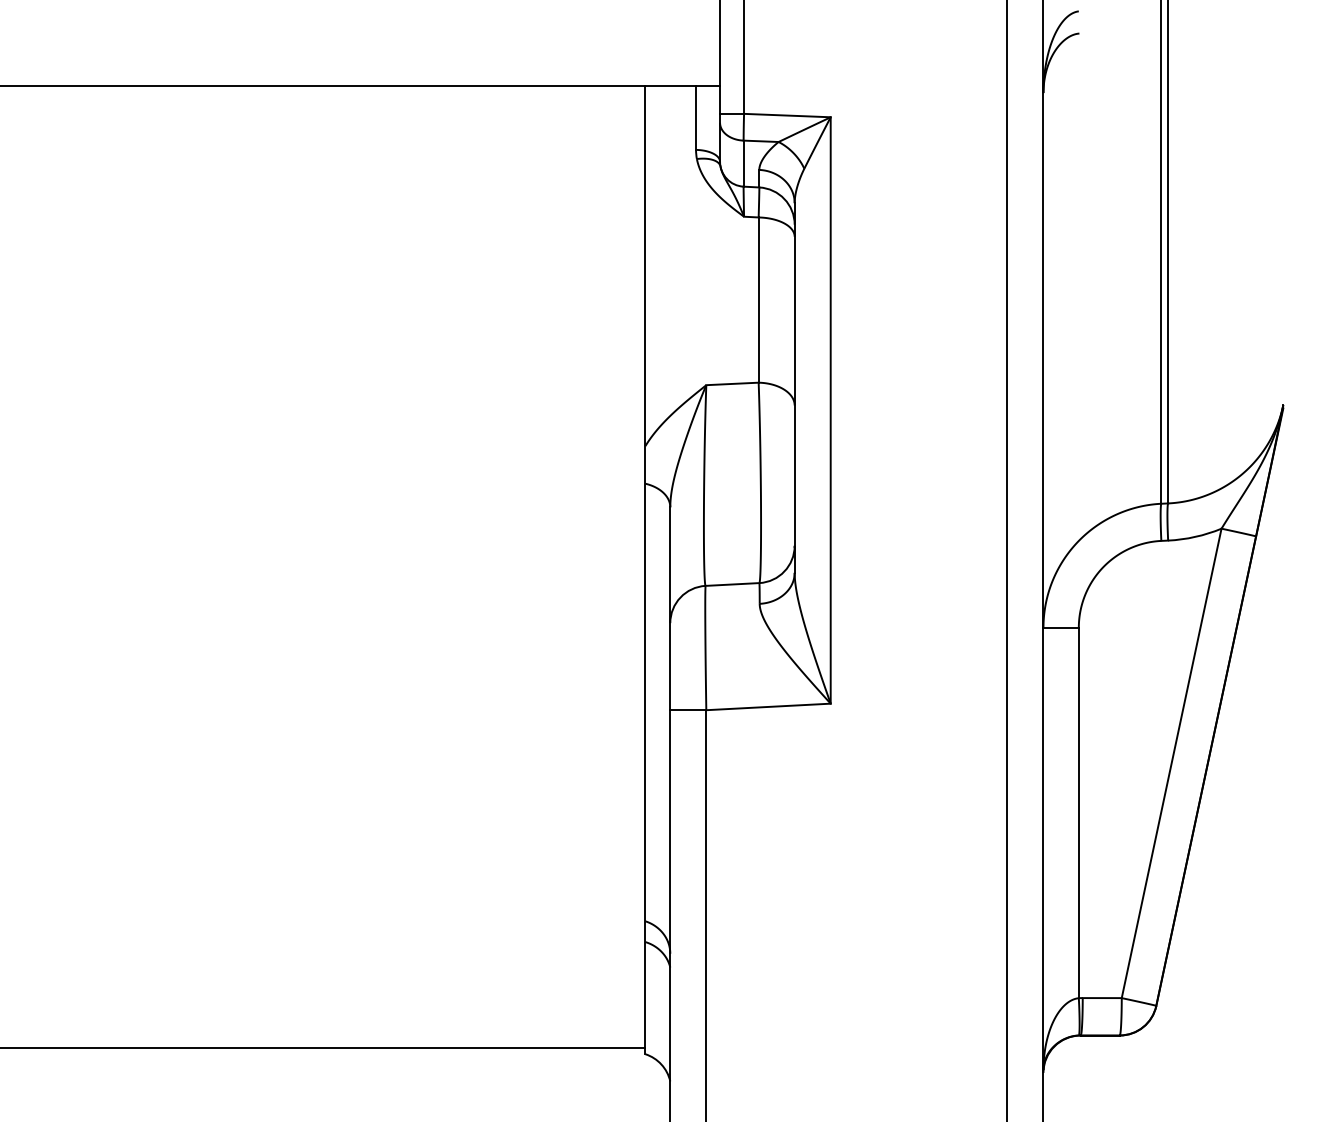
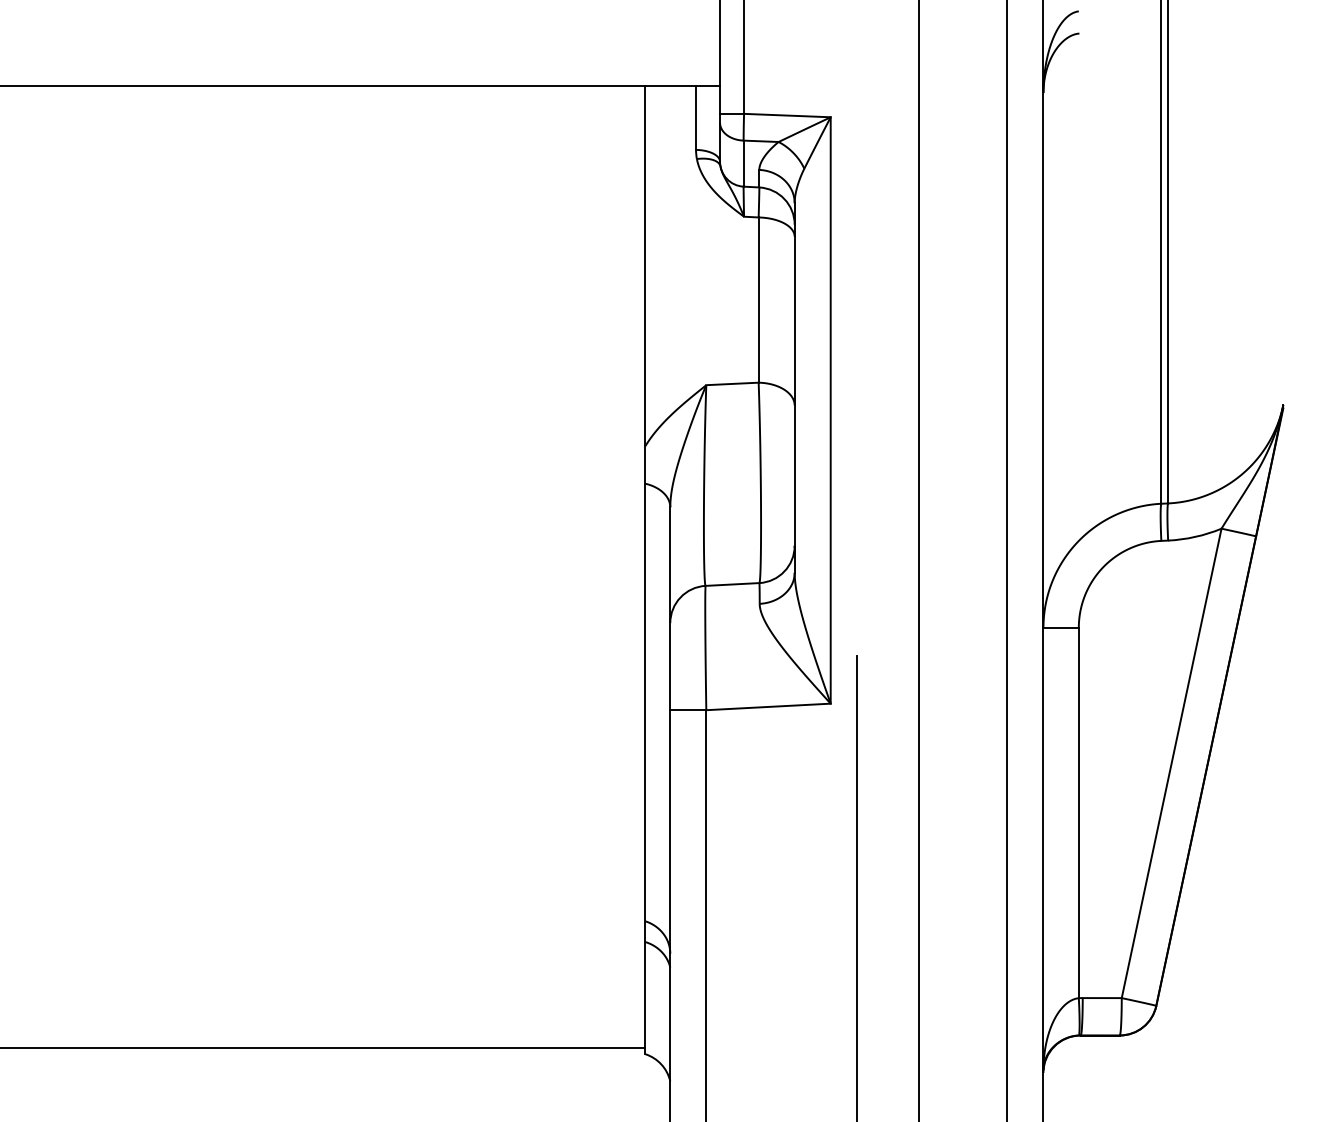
line: none -> present (919, 560)
line: none -> present (856, 887)
